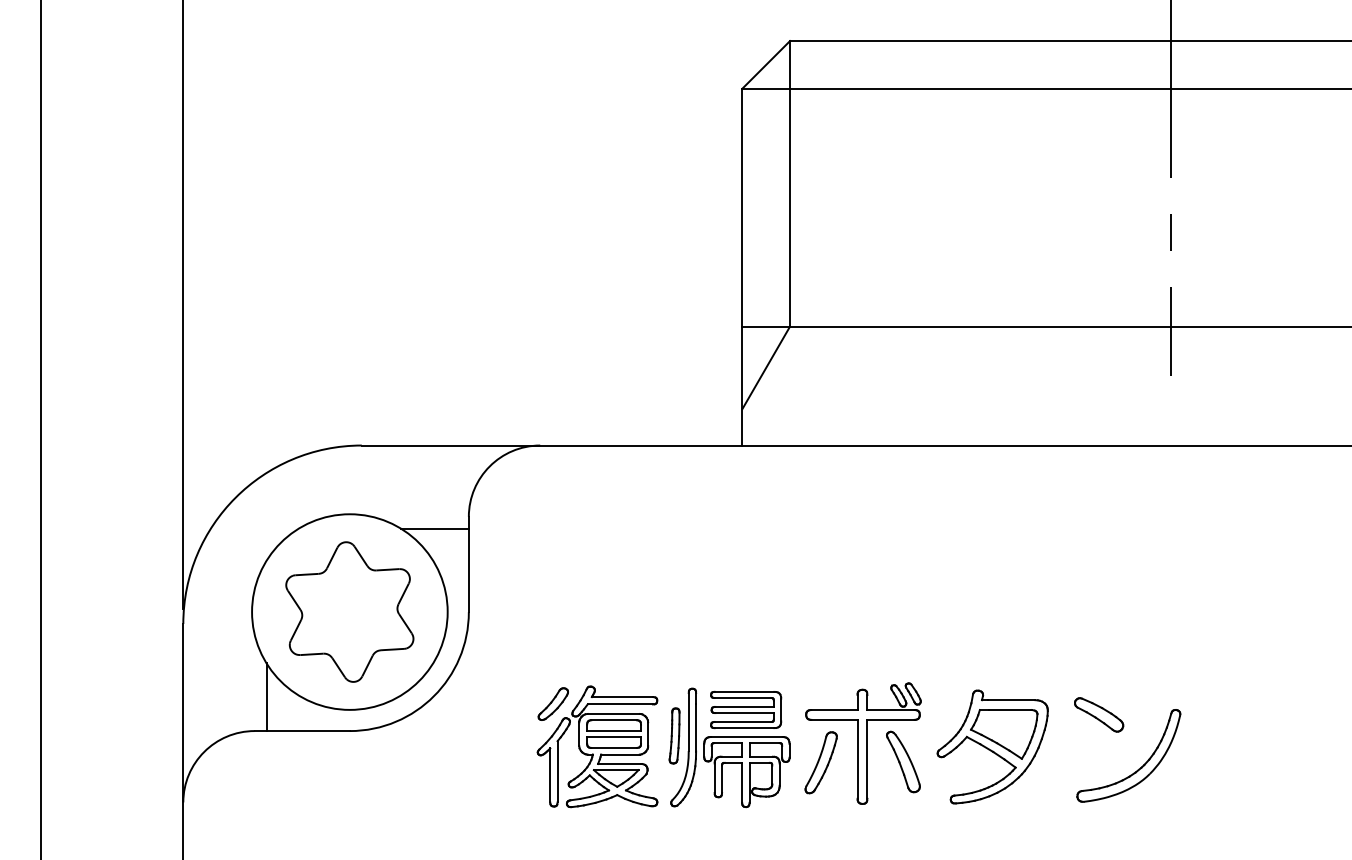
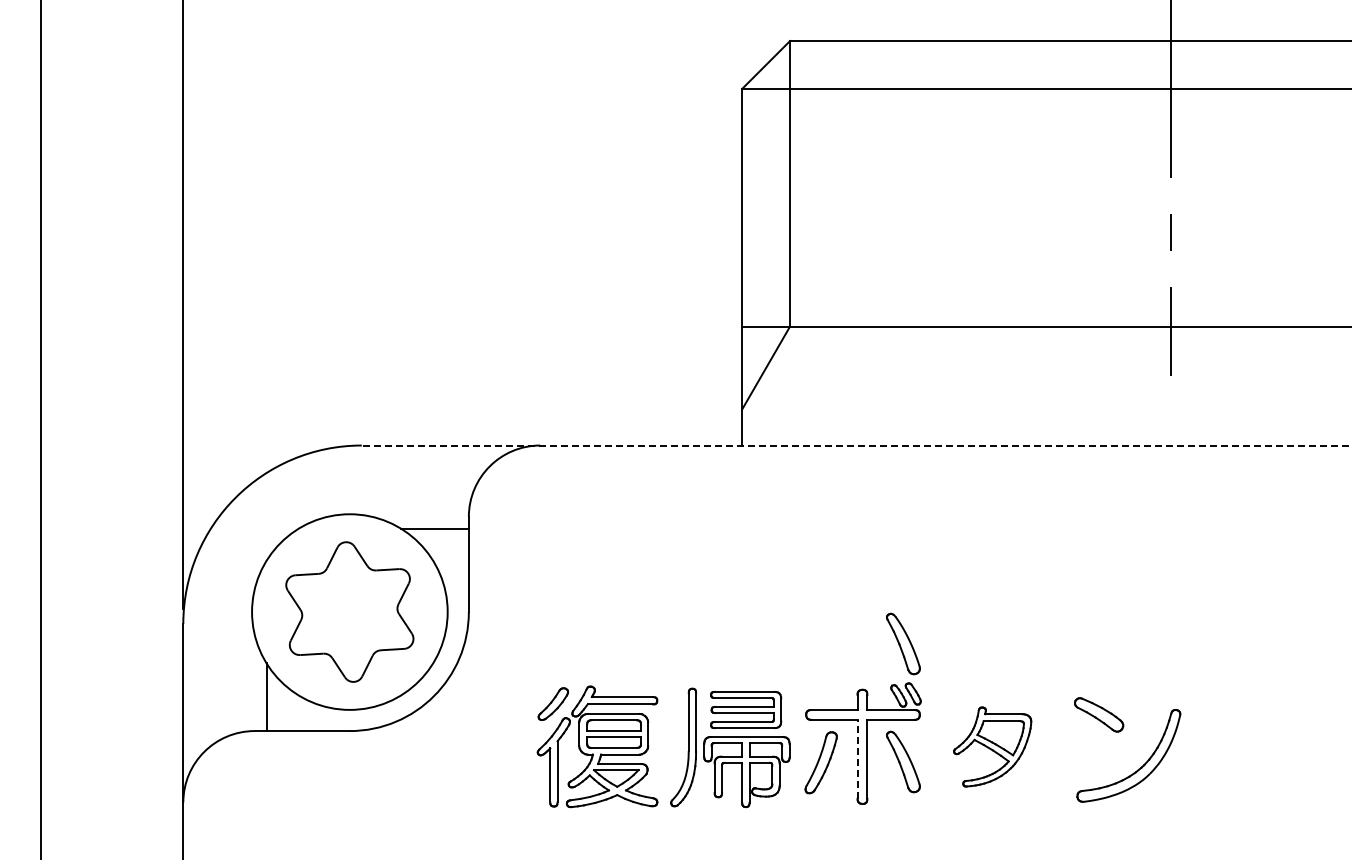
line: solid -> dashed (856, 445)
part: none -> present (903, 643)
part: present -> none (674, 735)
part size: 113x116 px -> 80x82 px (992, 746)
line: solid -> dashed (857, 758)
